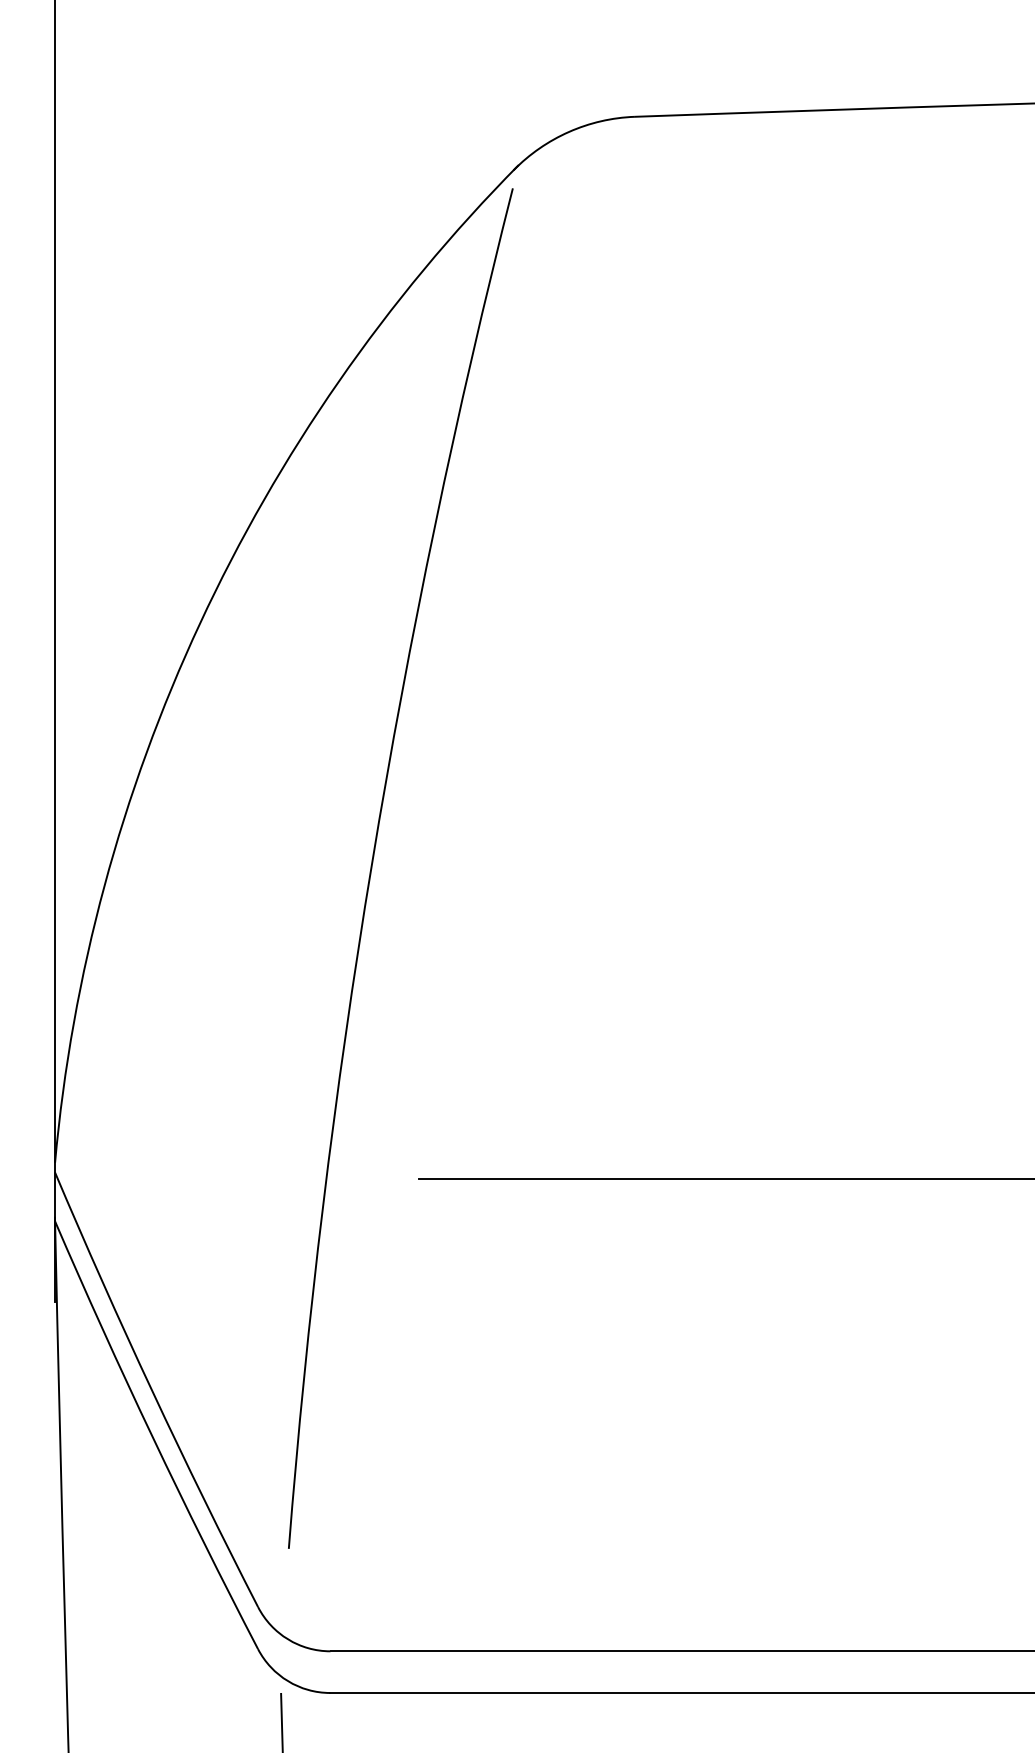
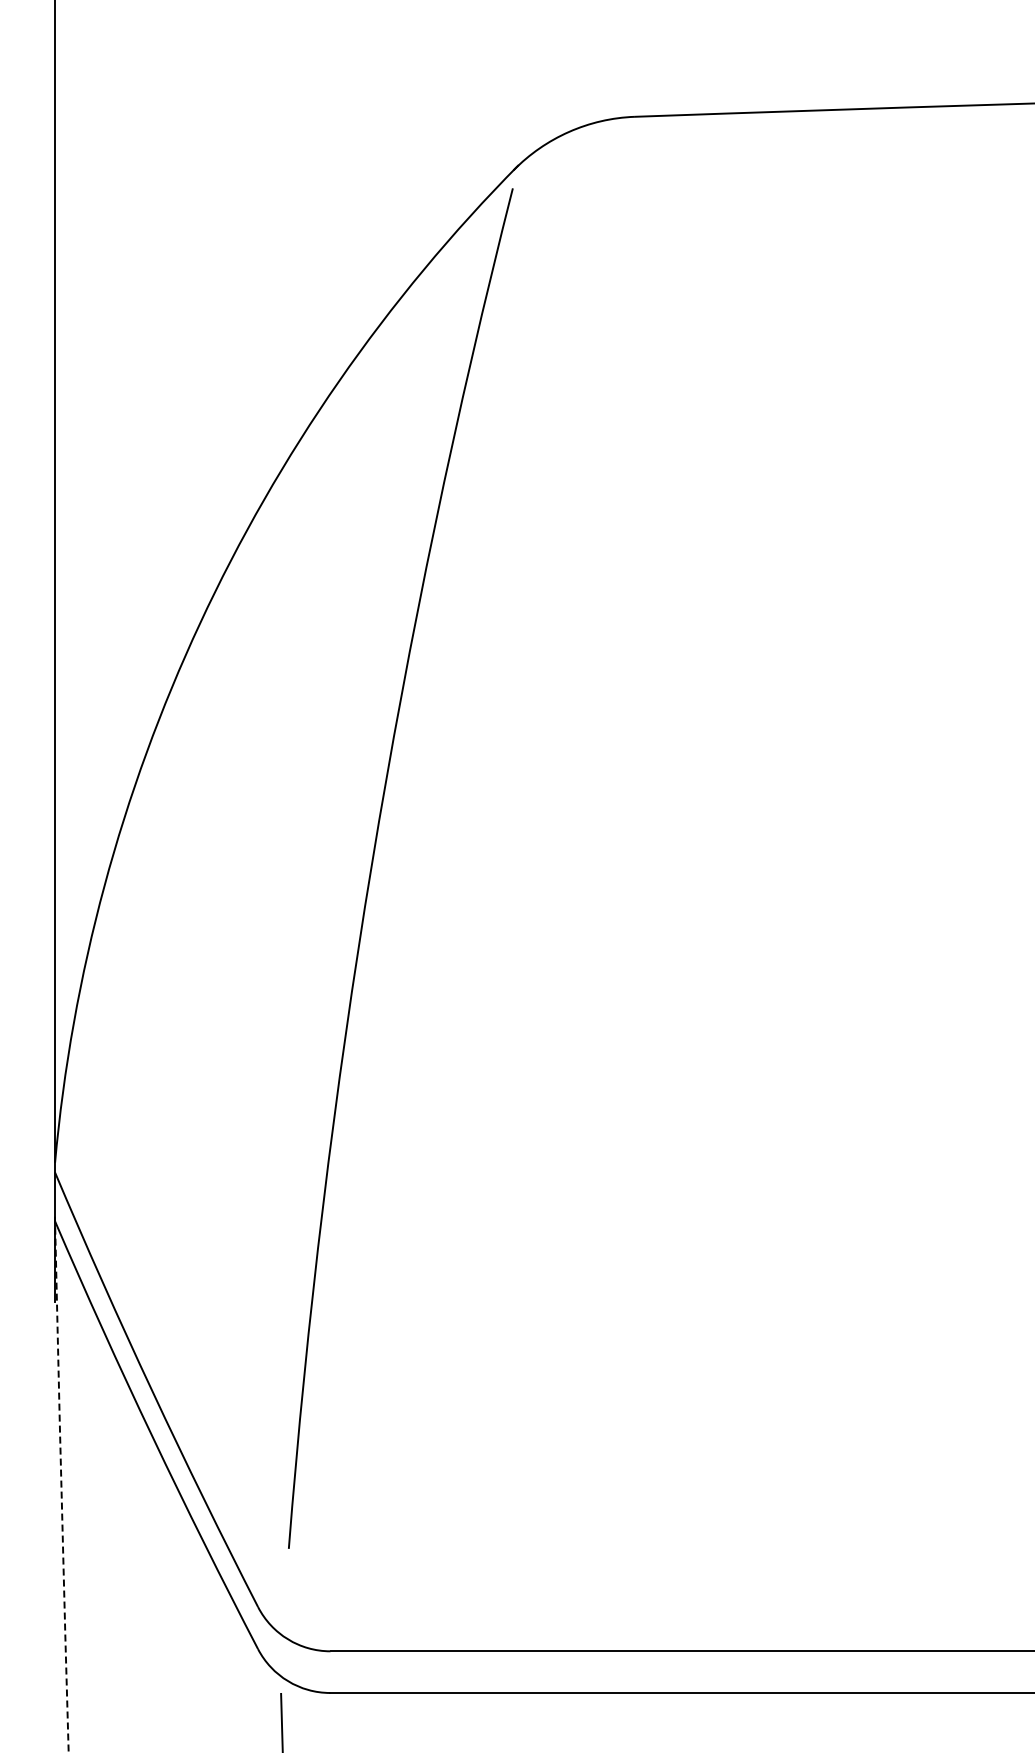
line: present -> none (725, 1179)
arc: solid -> dashed (61, 1484)
